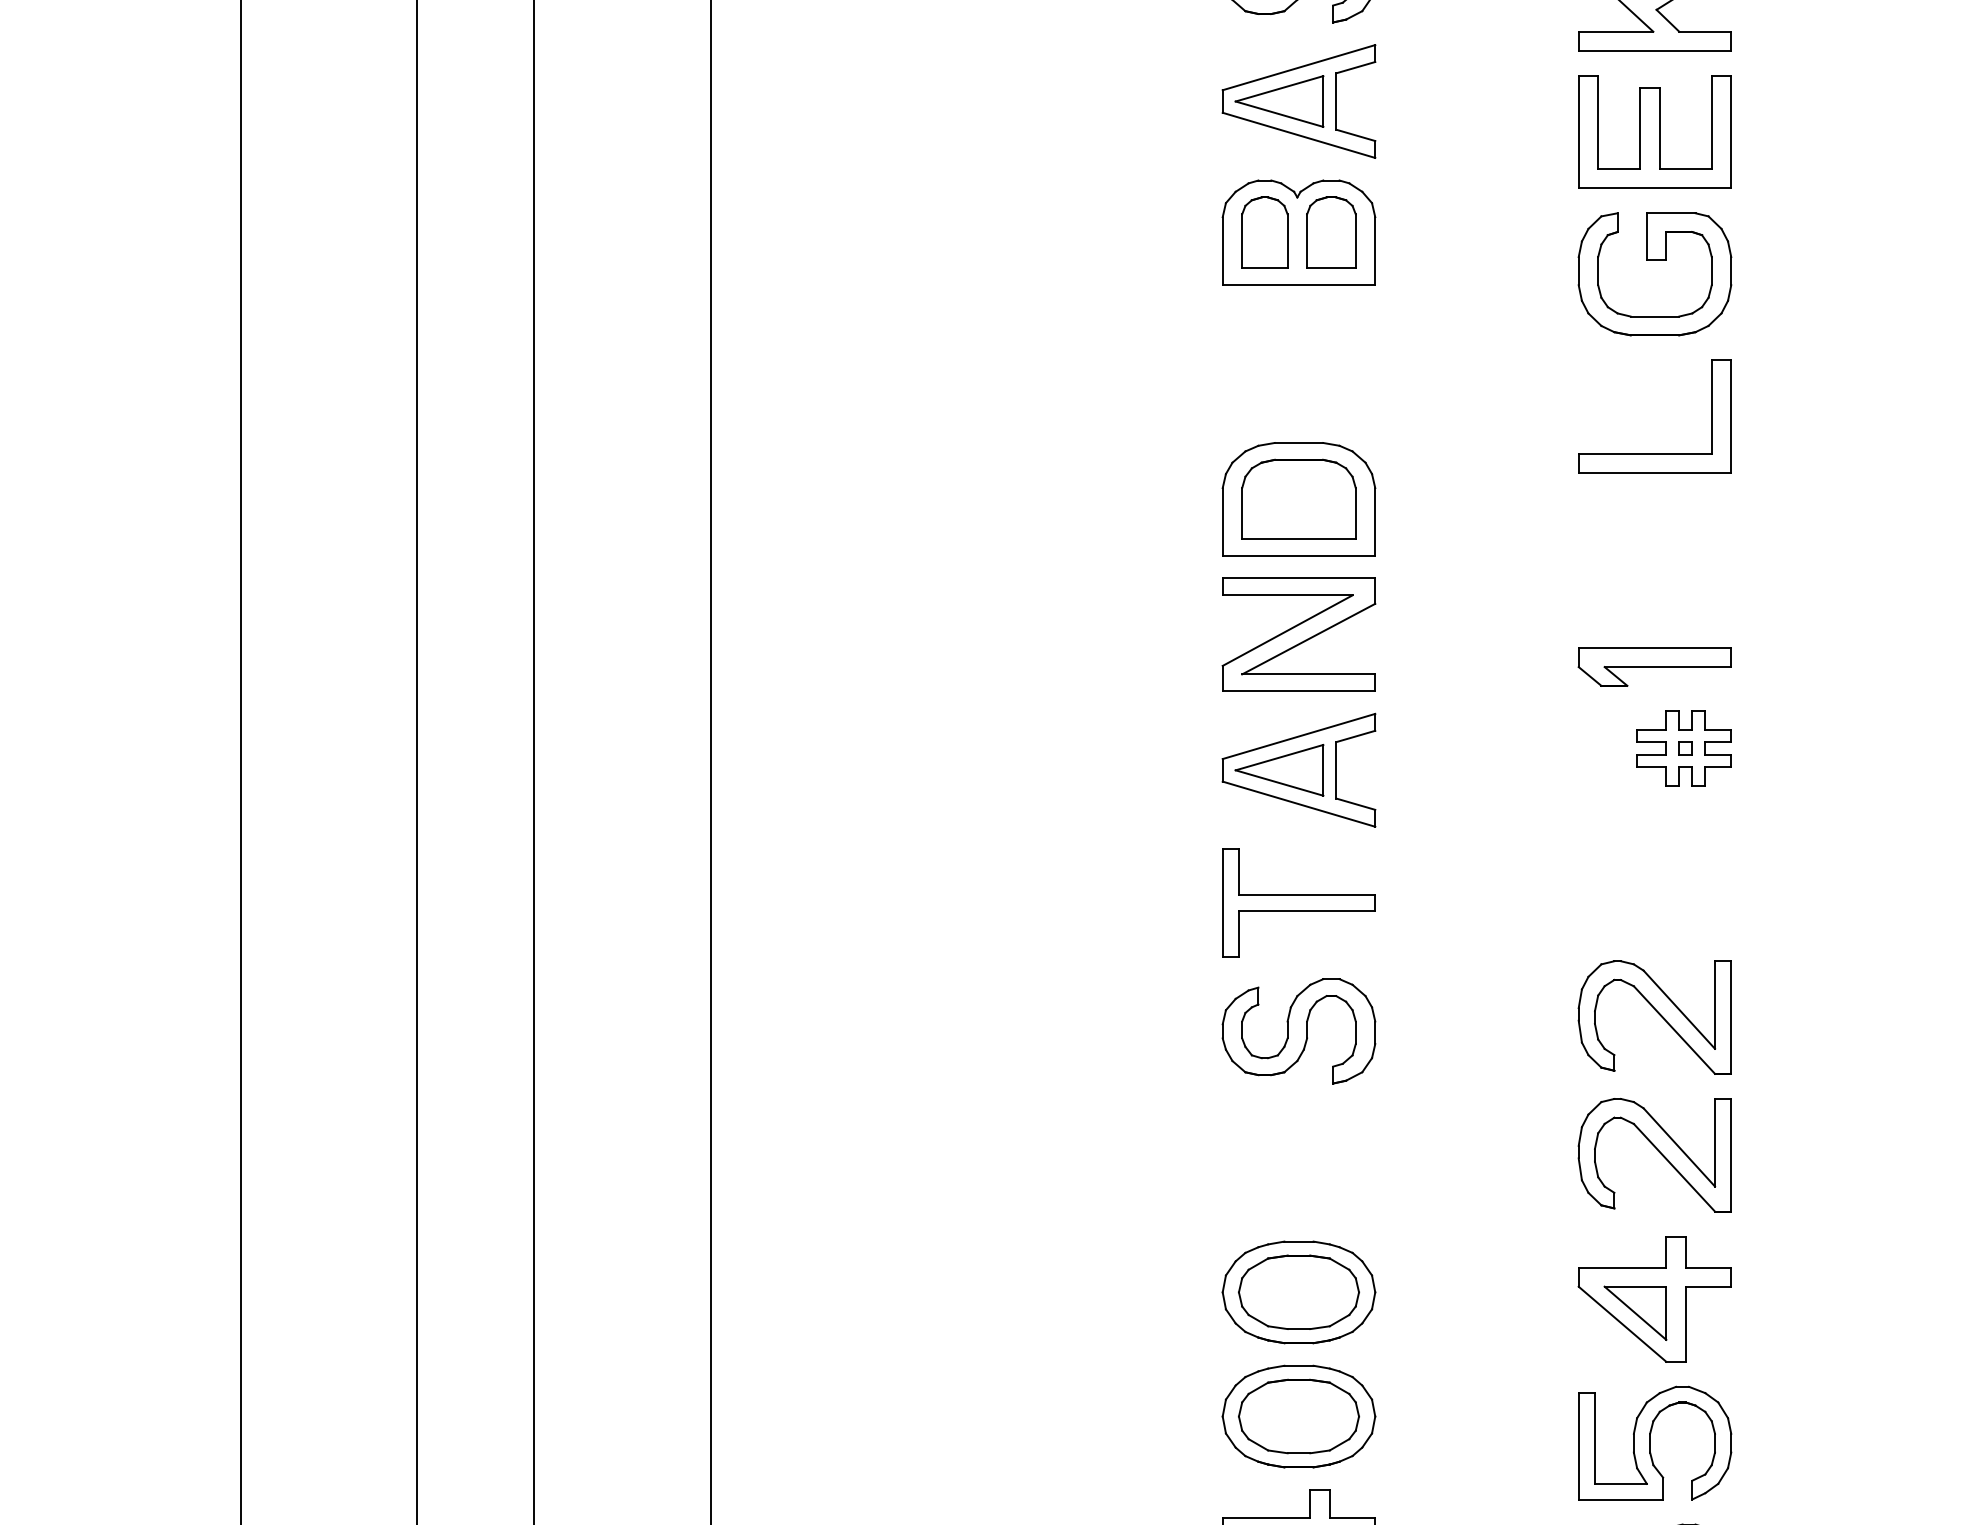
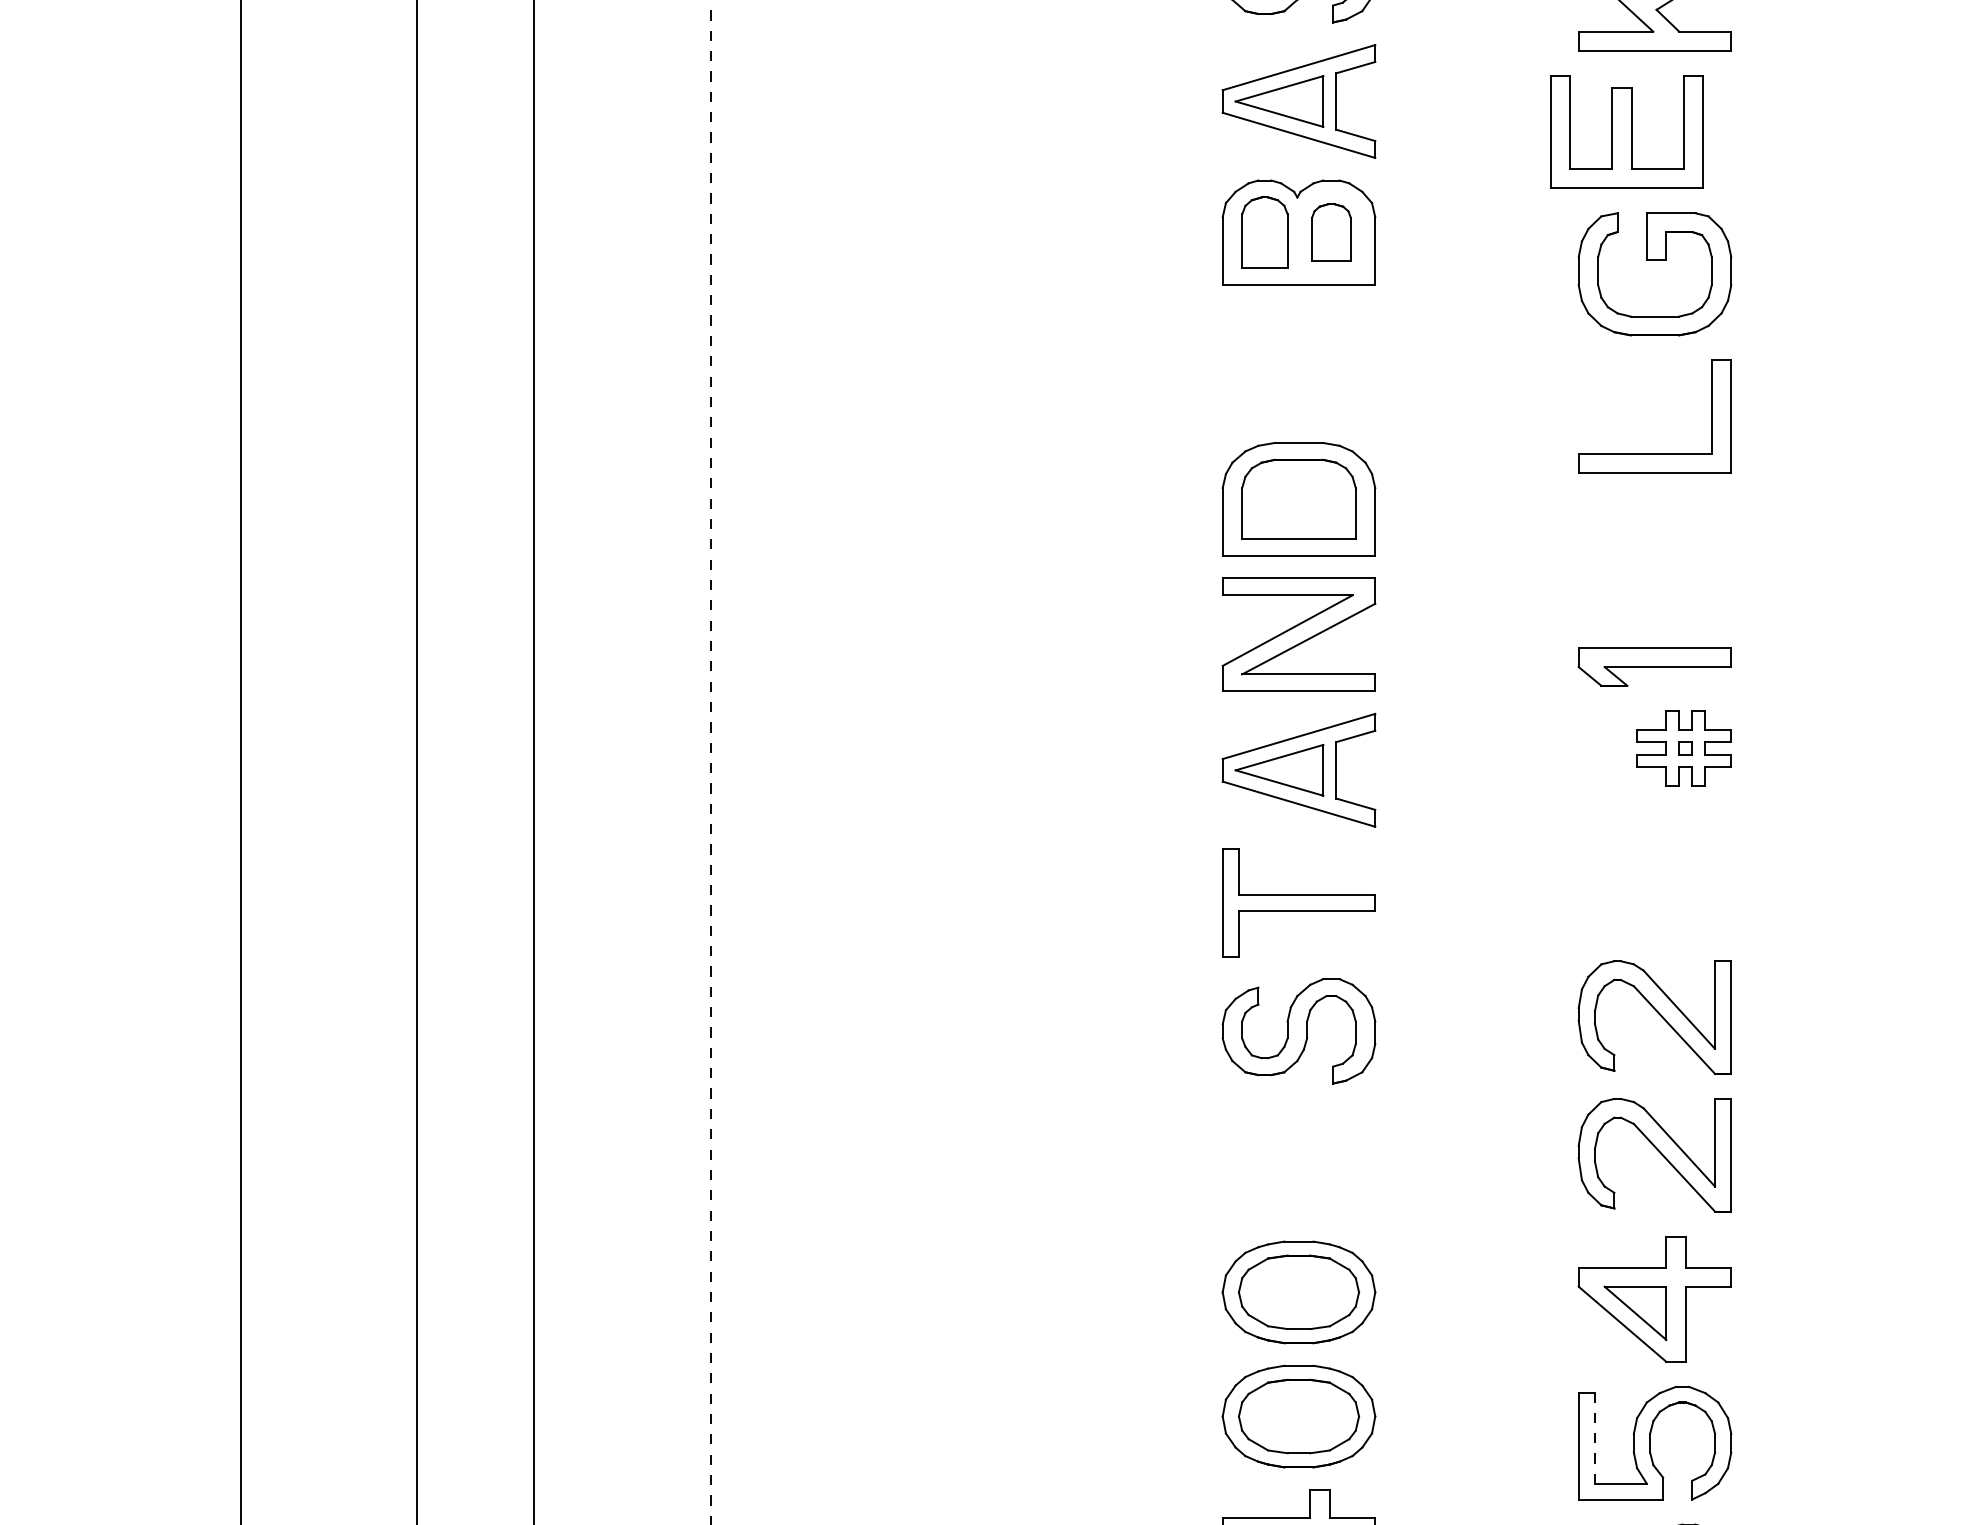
part position: (1654, 131) -> (1626, 131) (1626, 131)
part size: 51x73 px -> 41x59 px (1331, 232)
line: solid -> dashed (710, 762)
line: solid -> dashed (1594, 1438)
